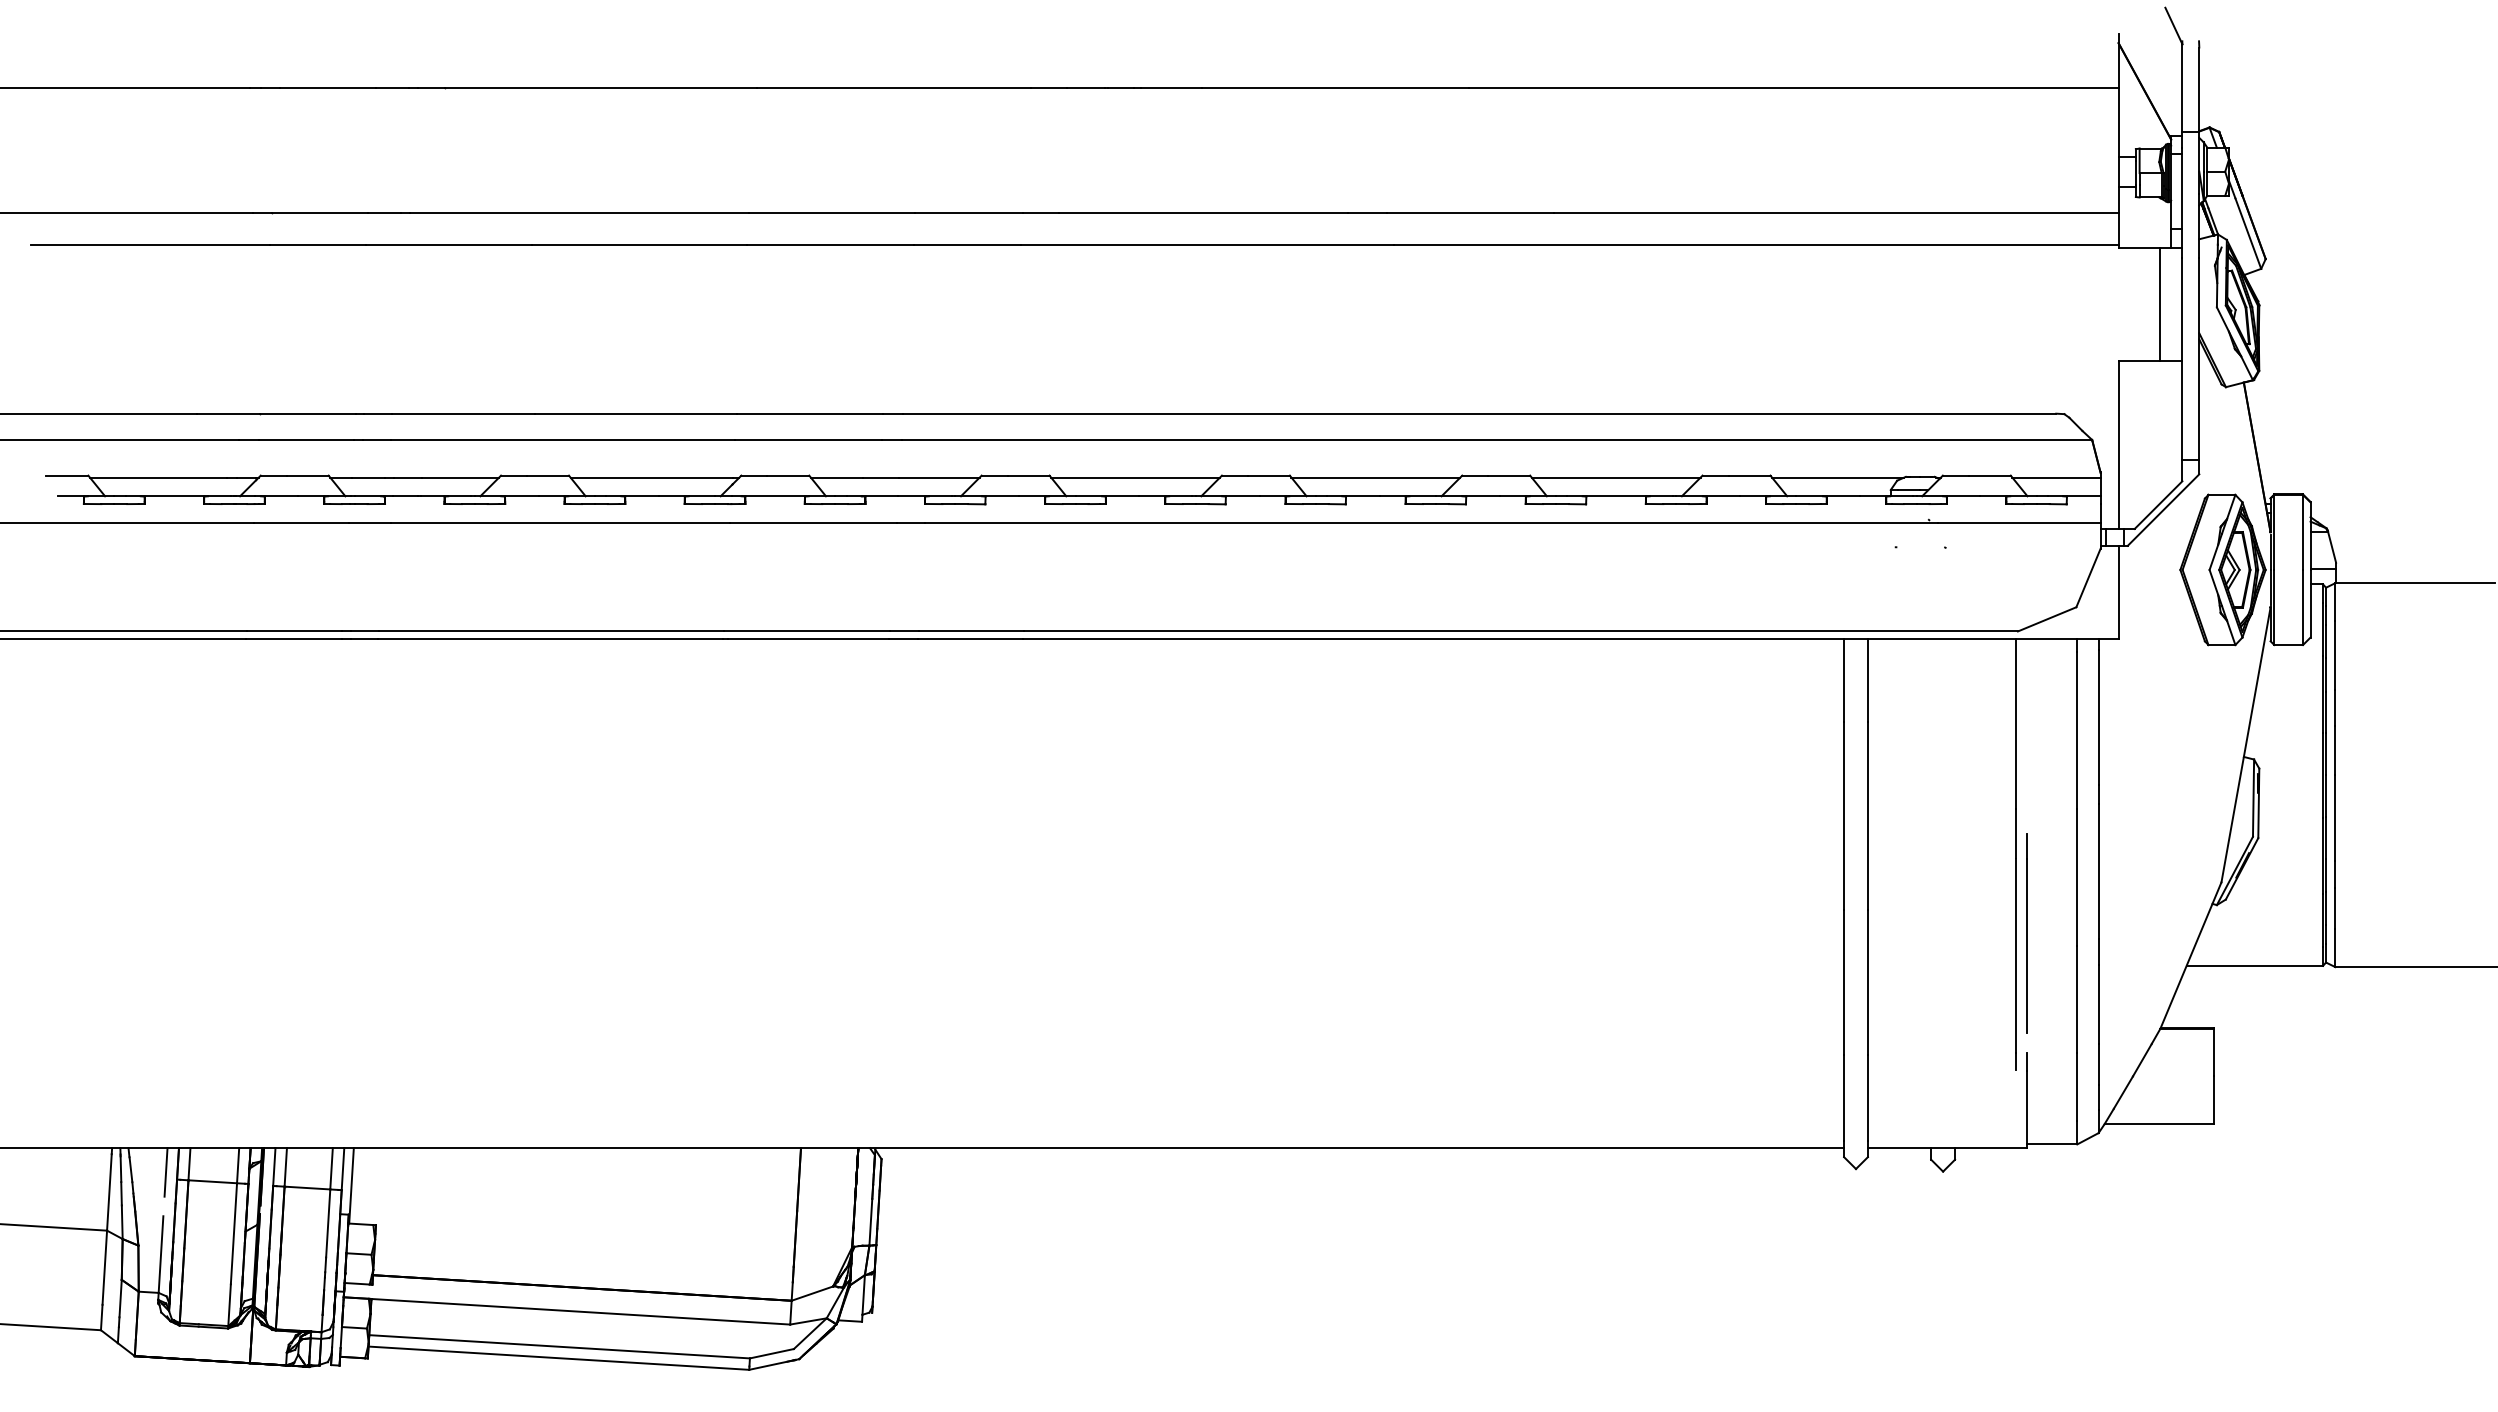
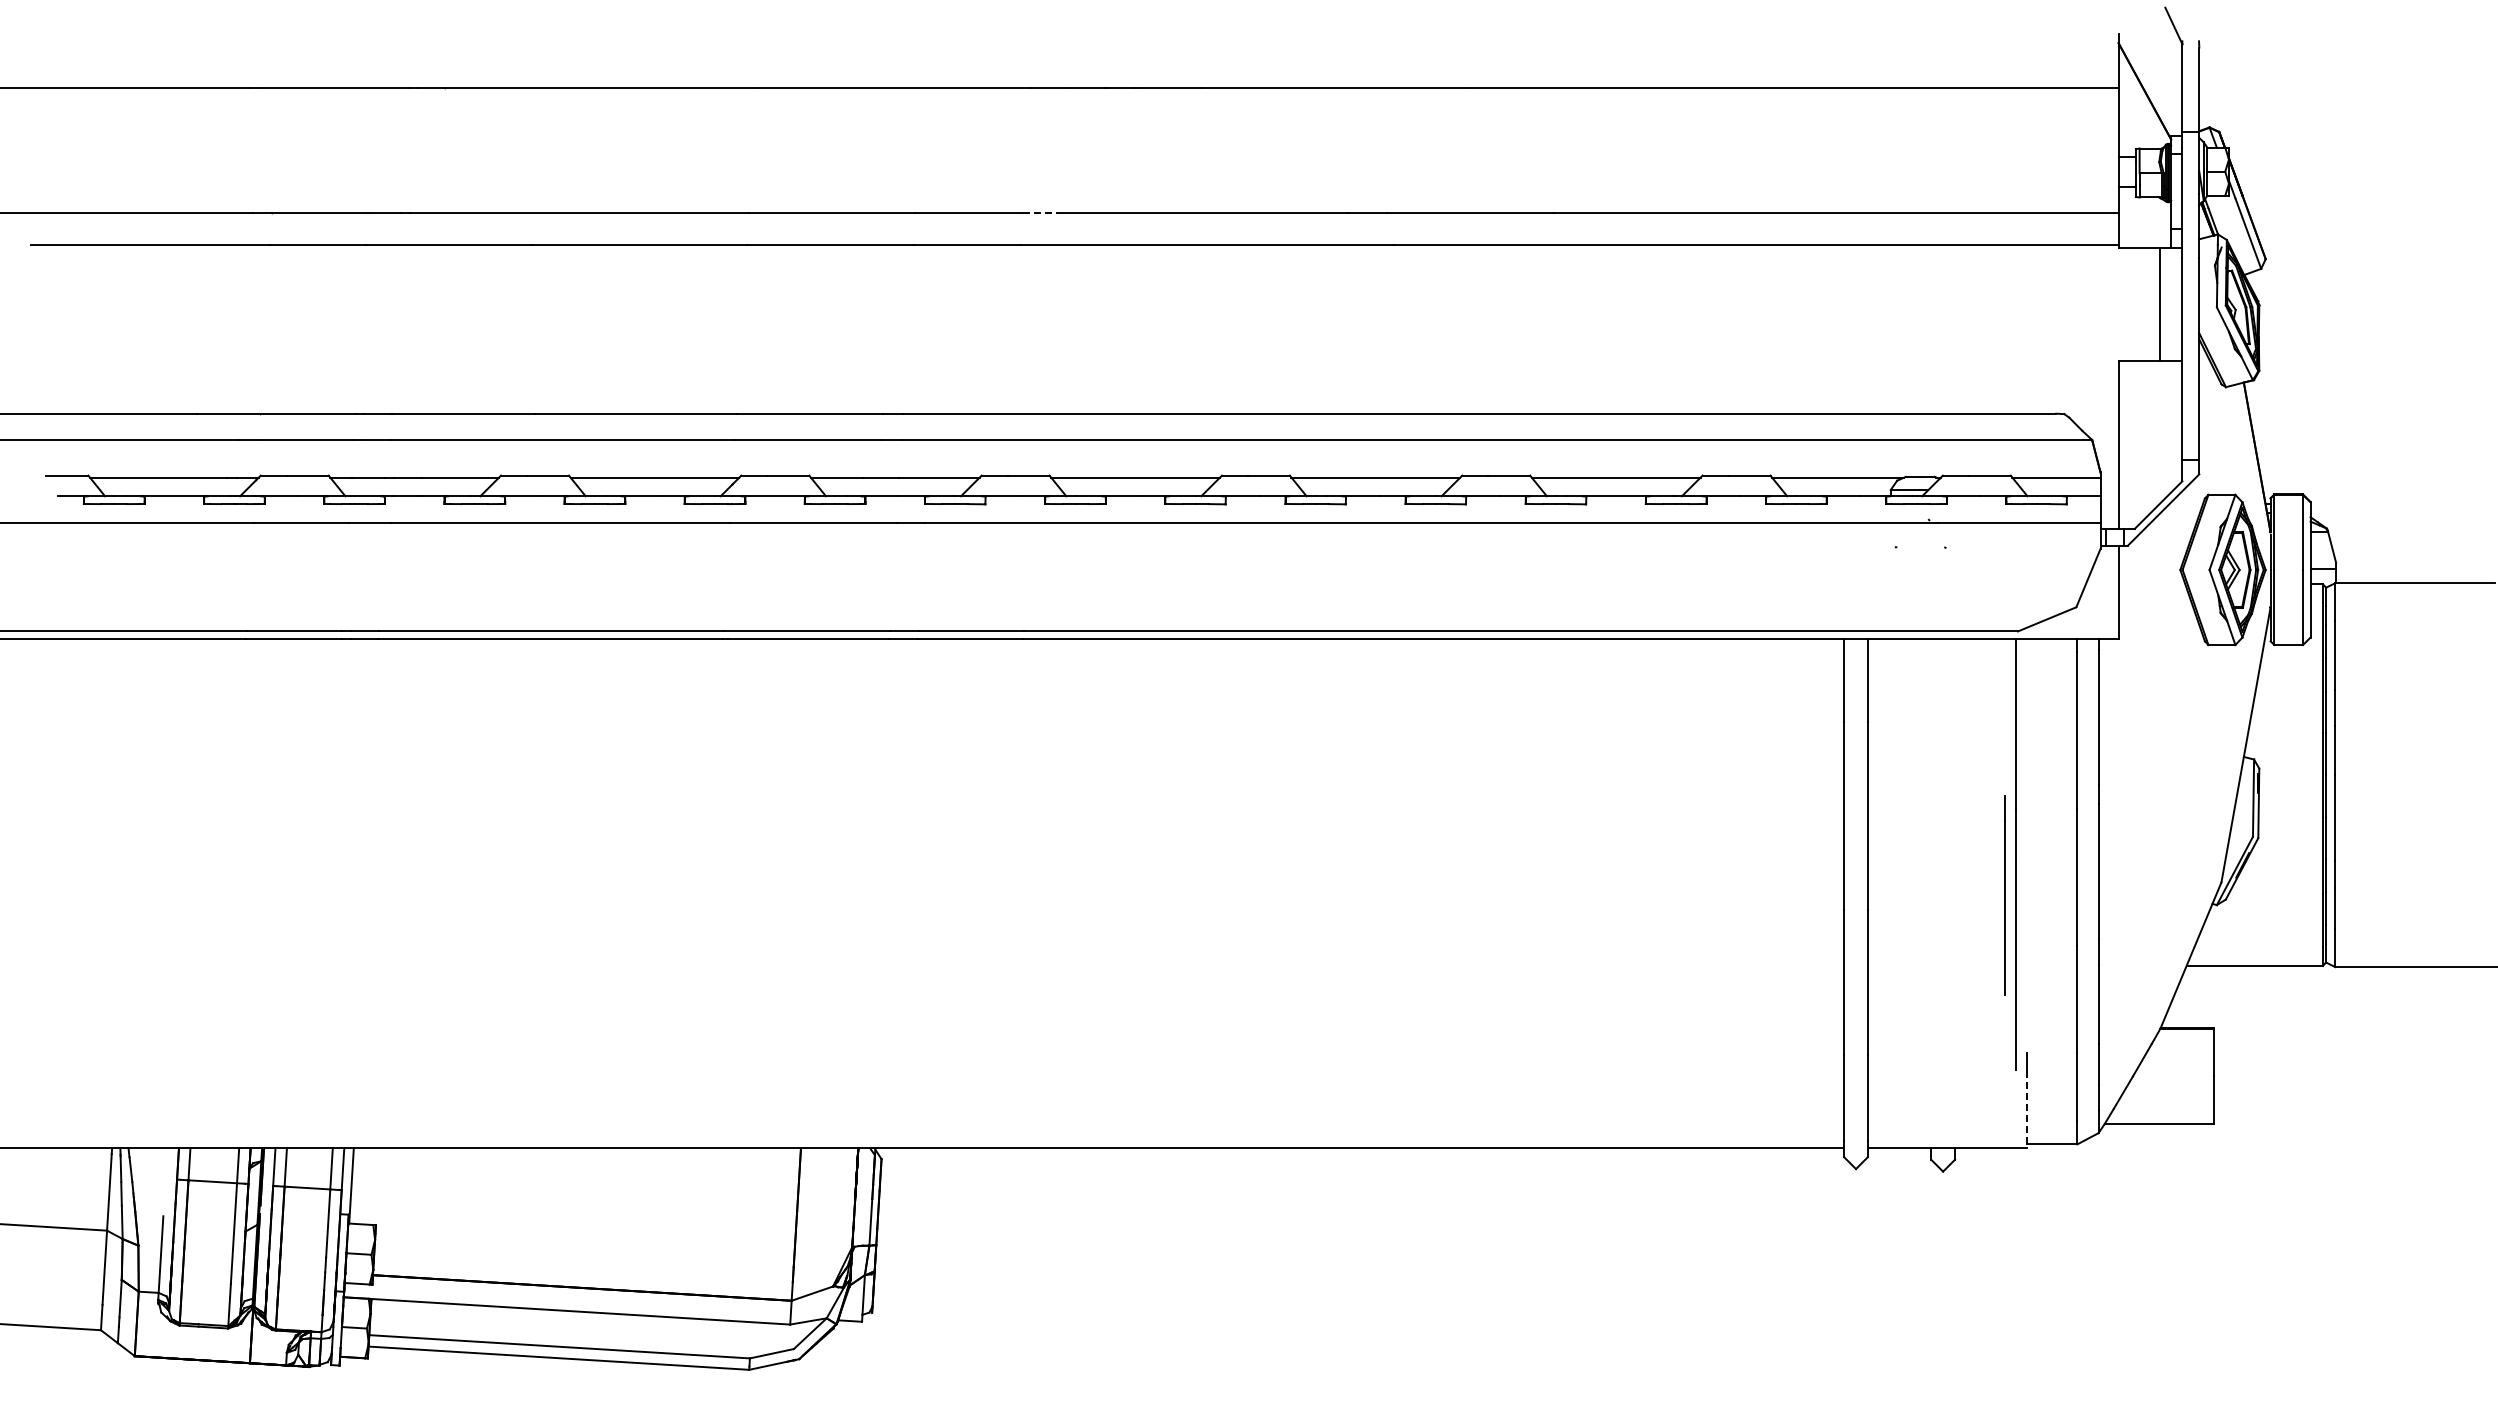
line: solid -> dashed (1041, 212)
line position: (2026, 933) -> (2004, 895) (2004, 895)
line: solid -> dashed (2027, 1109)
line: present -> none (165, 1172)
